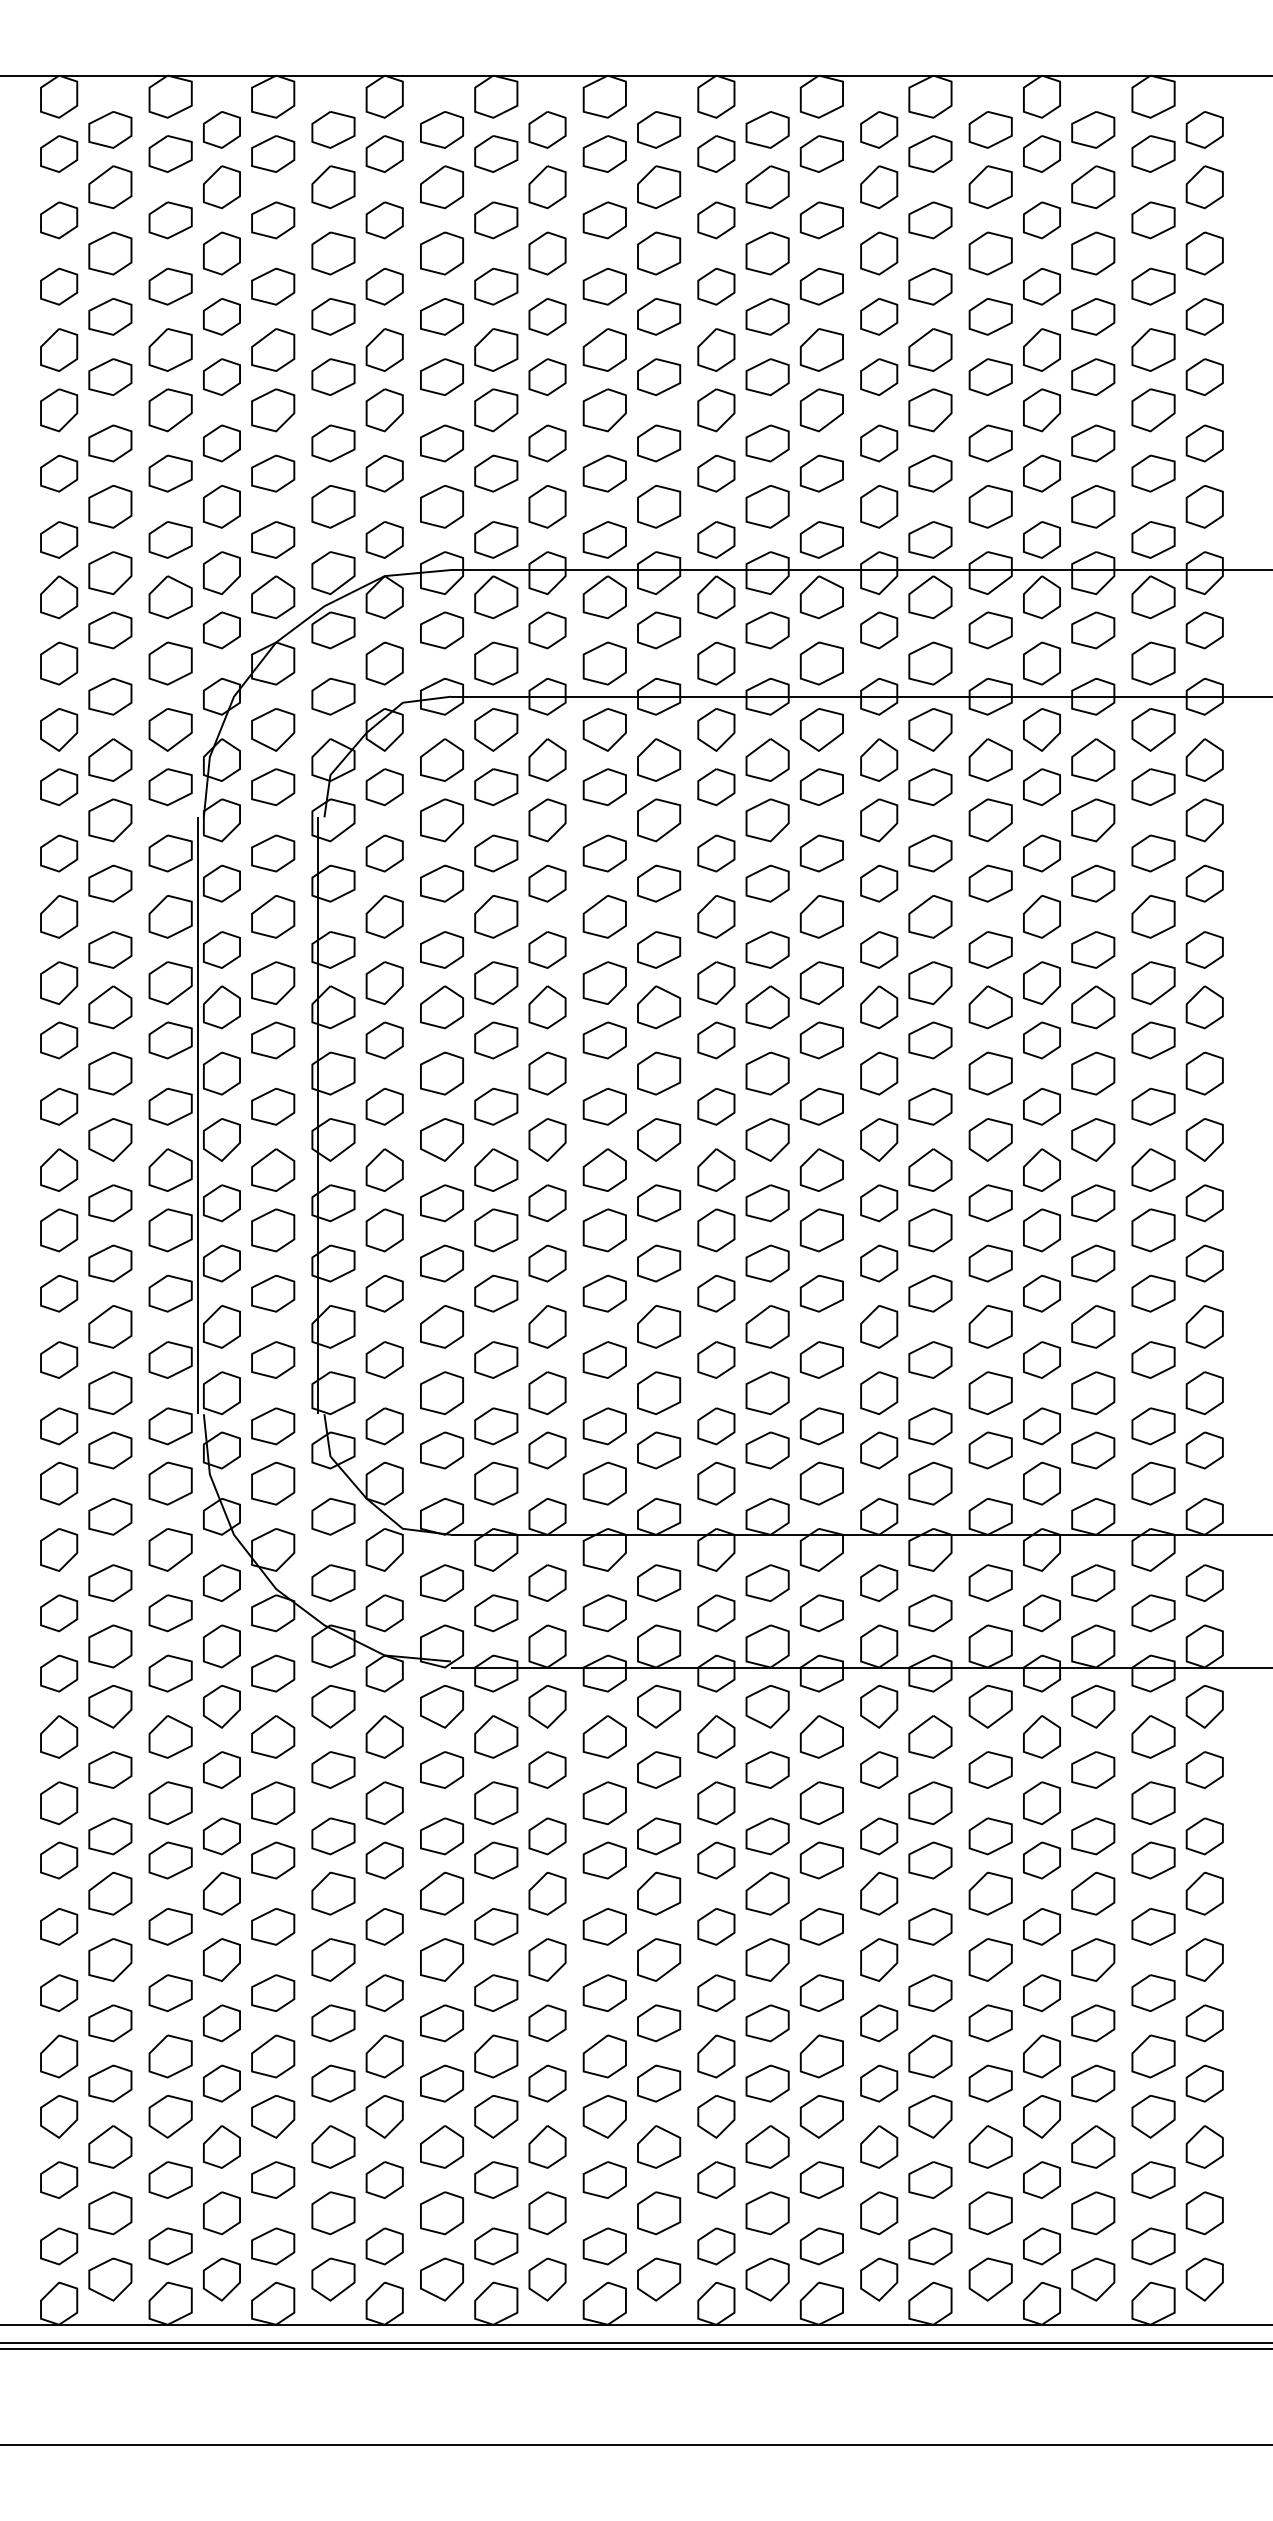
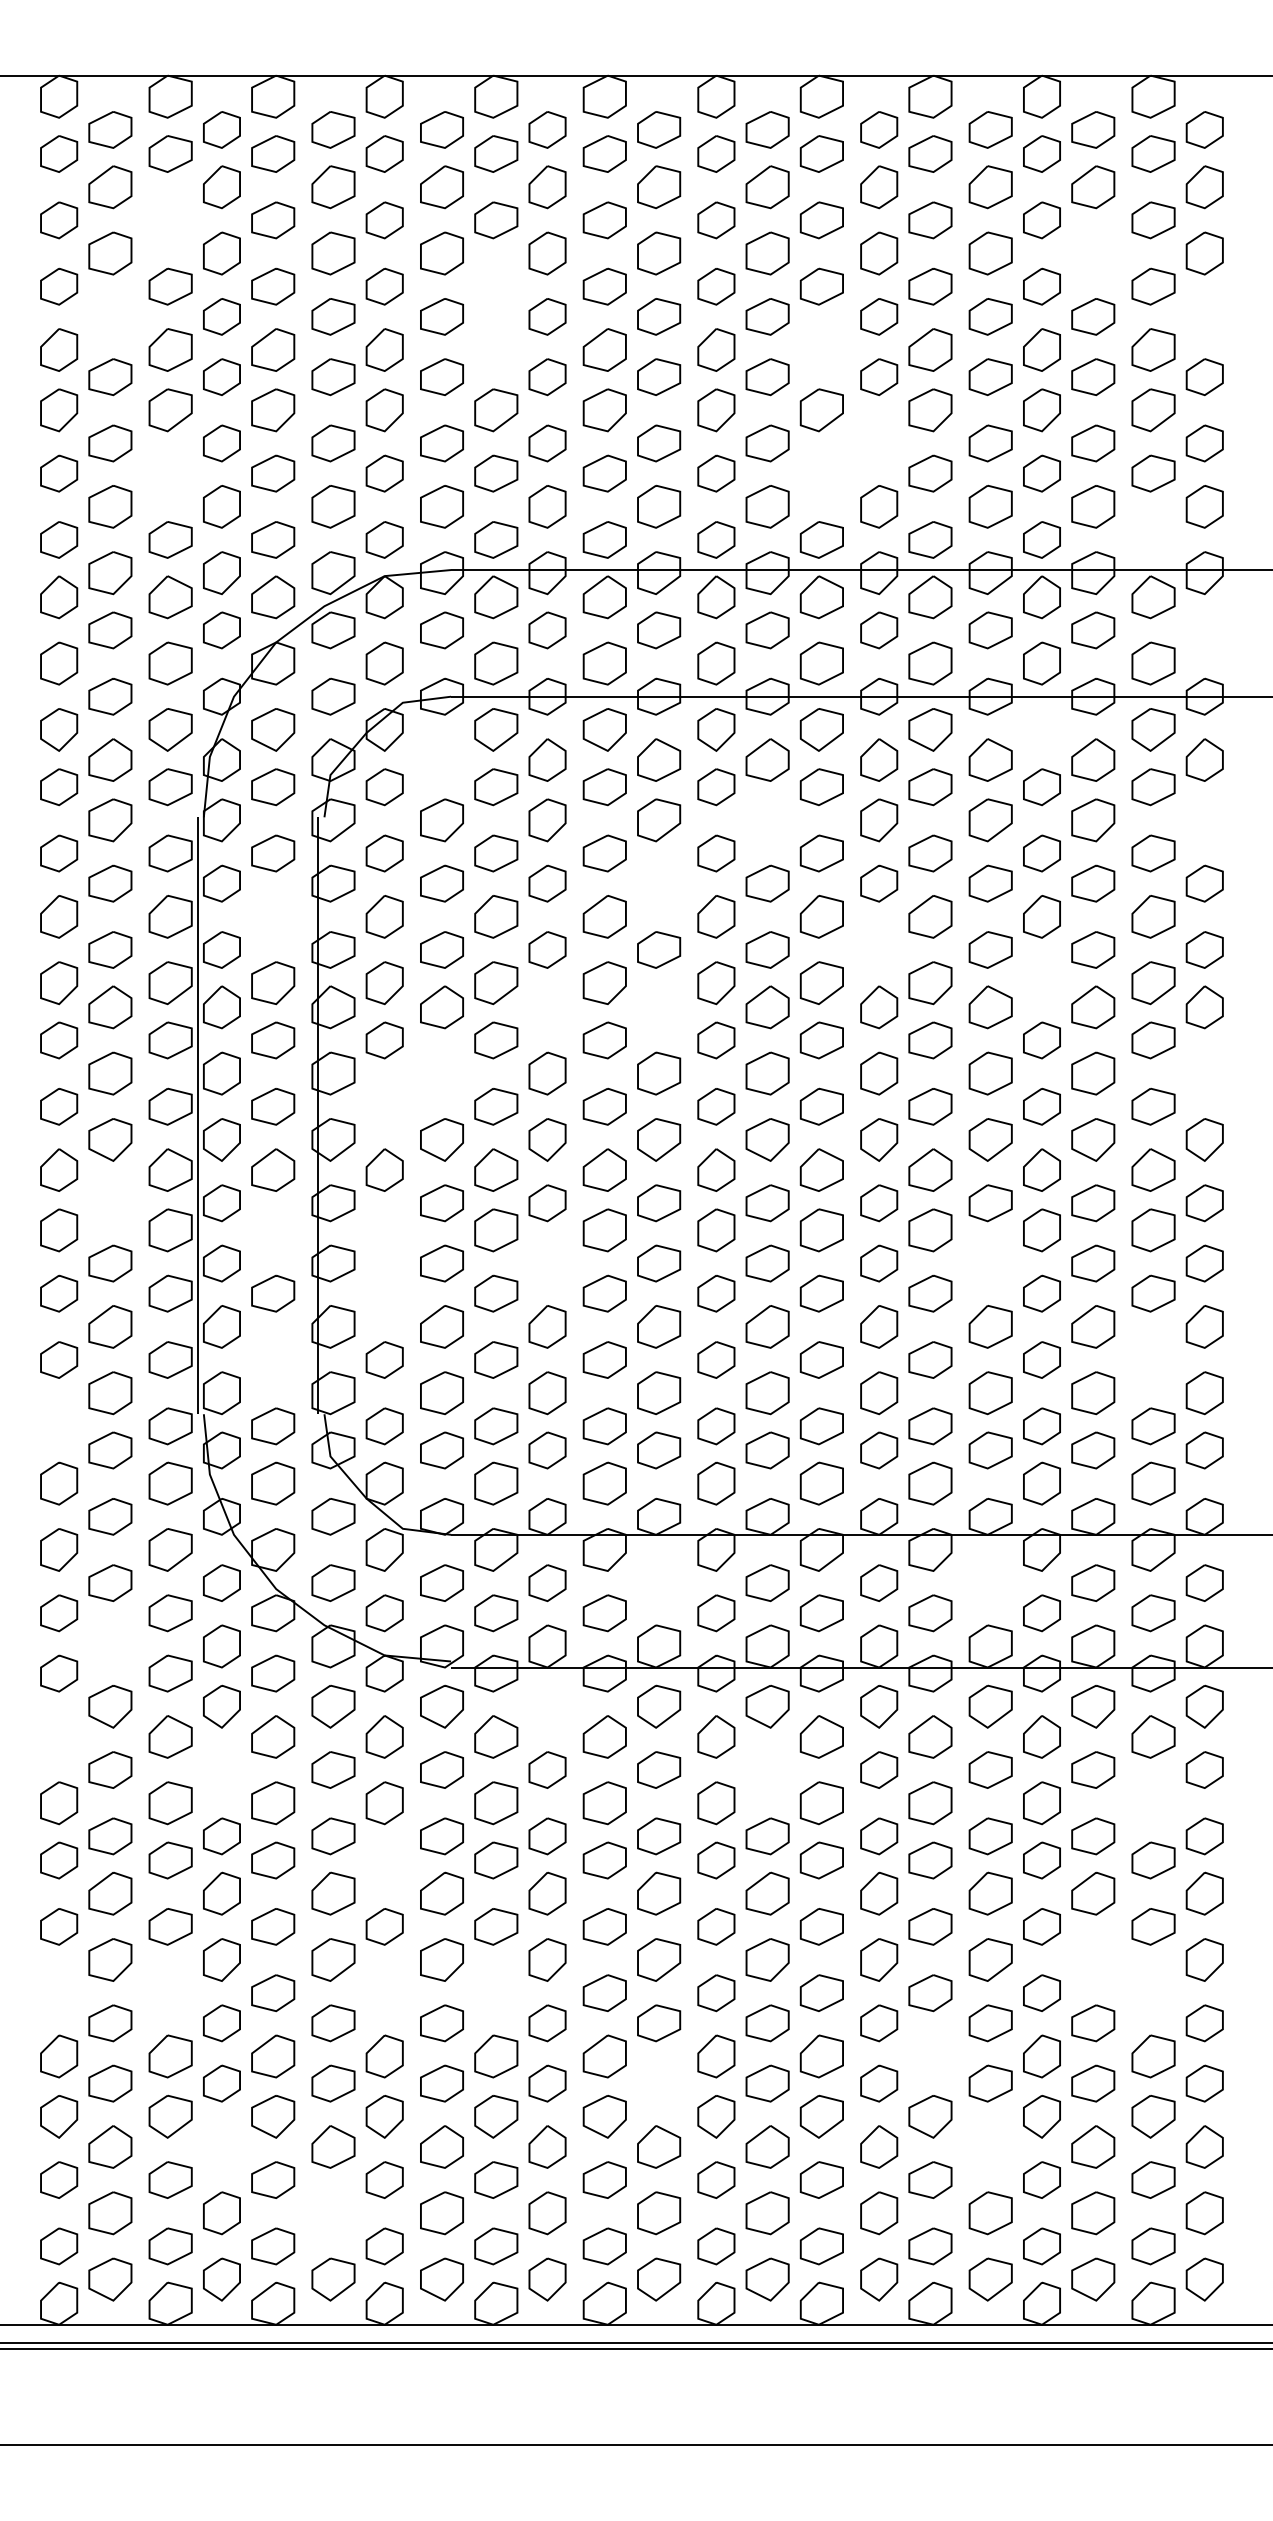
part: present -> none (170, 220)
part: present -> none (1093, 253)
part: present -> none (496, 286)
part: present -> none (110, 316)
part: present -> none (1204, 316)
part: present -> none (496, 349)
part: present -> none (821, 349)
part: present -> none (879, 443)
part: present -> none (170, 473)
part: present -> none (821, 473)
part: present -> none (1153, 539)
part: present -> none (1204, 630)
part: present -> none (1041, 729)
part: present -> none (441, 759)
part: present -> none (767, 820)
part: present -> none (1204, 820)
part: present -> none (659, 883)
part: present -> none (273, 916)
part: present -> none (879, 949)
part: present -> none (1041, 982)
part: present -> none (547, 1007)
part: present -> none (659, 1007)
part: present -> none (441, 1073)
part: present -> none (1204, 1073)
part: present -> none (384, 1106)
part: present -> none (110, 1203)
part: present -> none (273, 1230)
part: present -> none (384, 1230)
part: present -> none (547, 1263)
part: present -> none (990, 1263)
part: present -> none (384, 1293)
part: present -> none (273, 1359)
part: present -> none (1153, 1359)
part: present -> none (59, 1426)
part: present -> none (659, 1582)
part: present -> none (990, 1582)
part: present -> none (110, 1646)
part: present -> none (547, 1706)
part: present -> none (59, 1736)
part: present -> none (221, 1769)
part: present -> none (767, 1769)
part: present -> none (1153, 1803)
part: present -> none (384, 1860)
part: present -> none (1093, 1959)
part: present -> none (59, 1993)
part: present -> none (170, 1993)
part: present -> none (384, 1993)
part: present -> none (496, 1993)
part: present -> none (1153, 1993)
part: present -> none (930, 2056)
part: present -> none (659, 2083)
part: present -> none (221, 2146)
part: present -> none (990, 2146)
part: present -> none (333, 2213)
